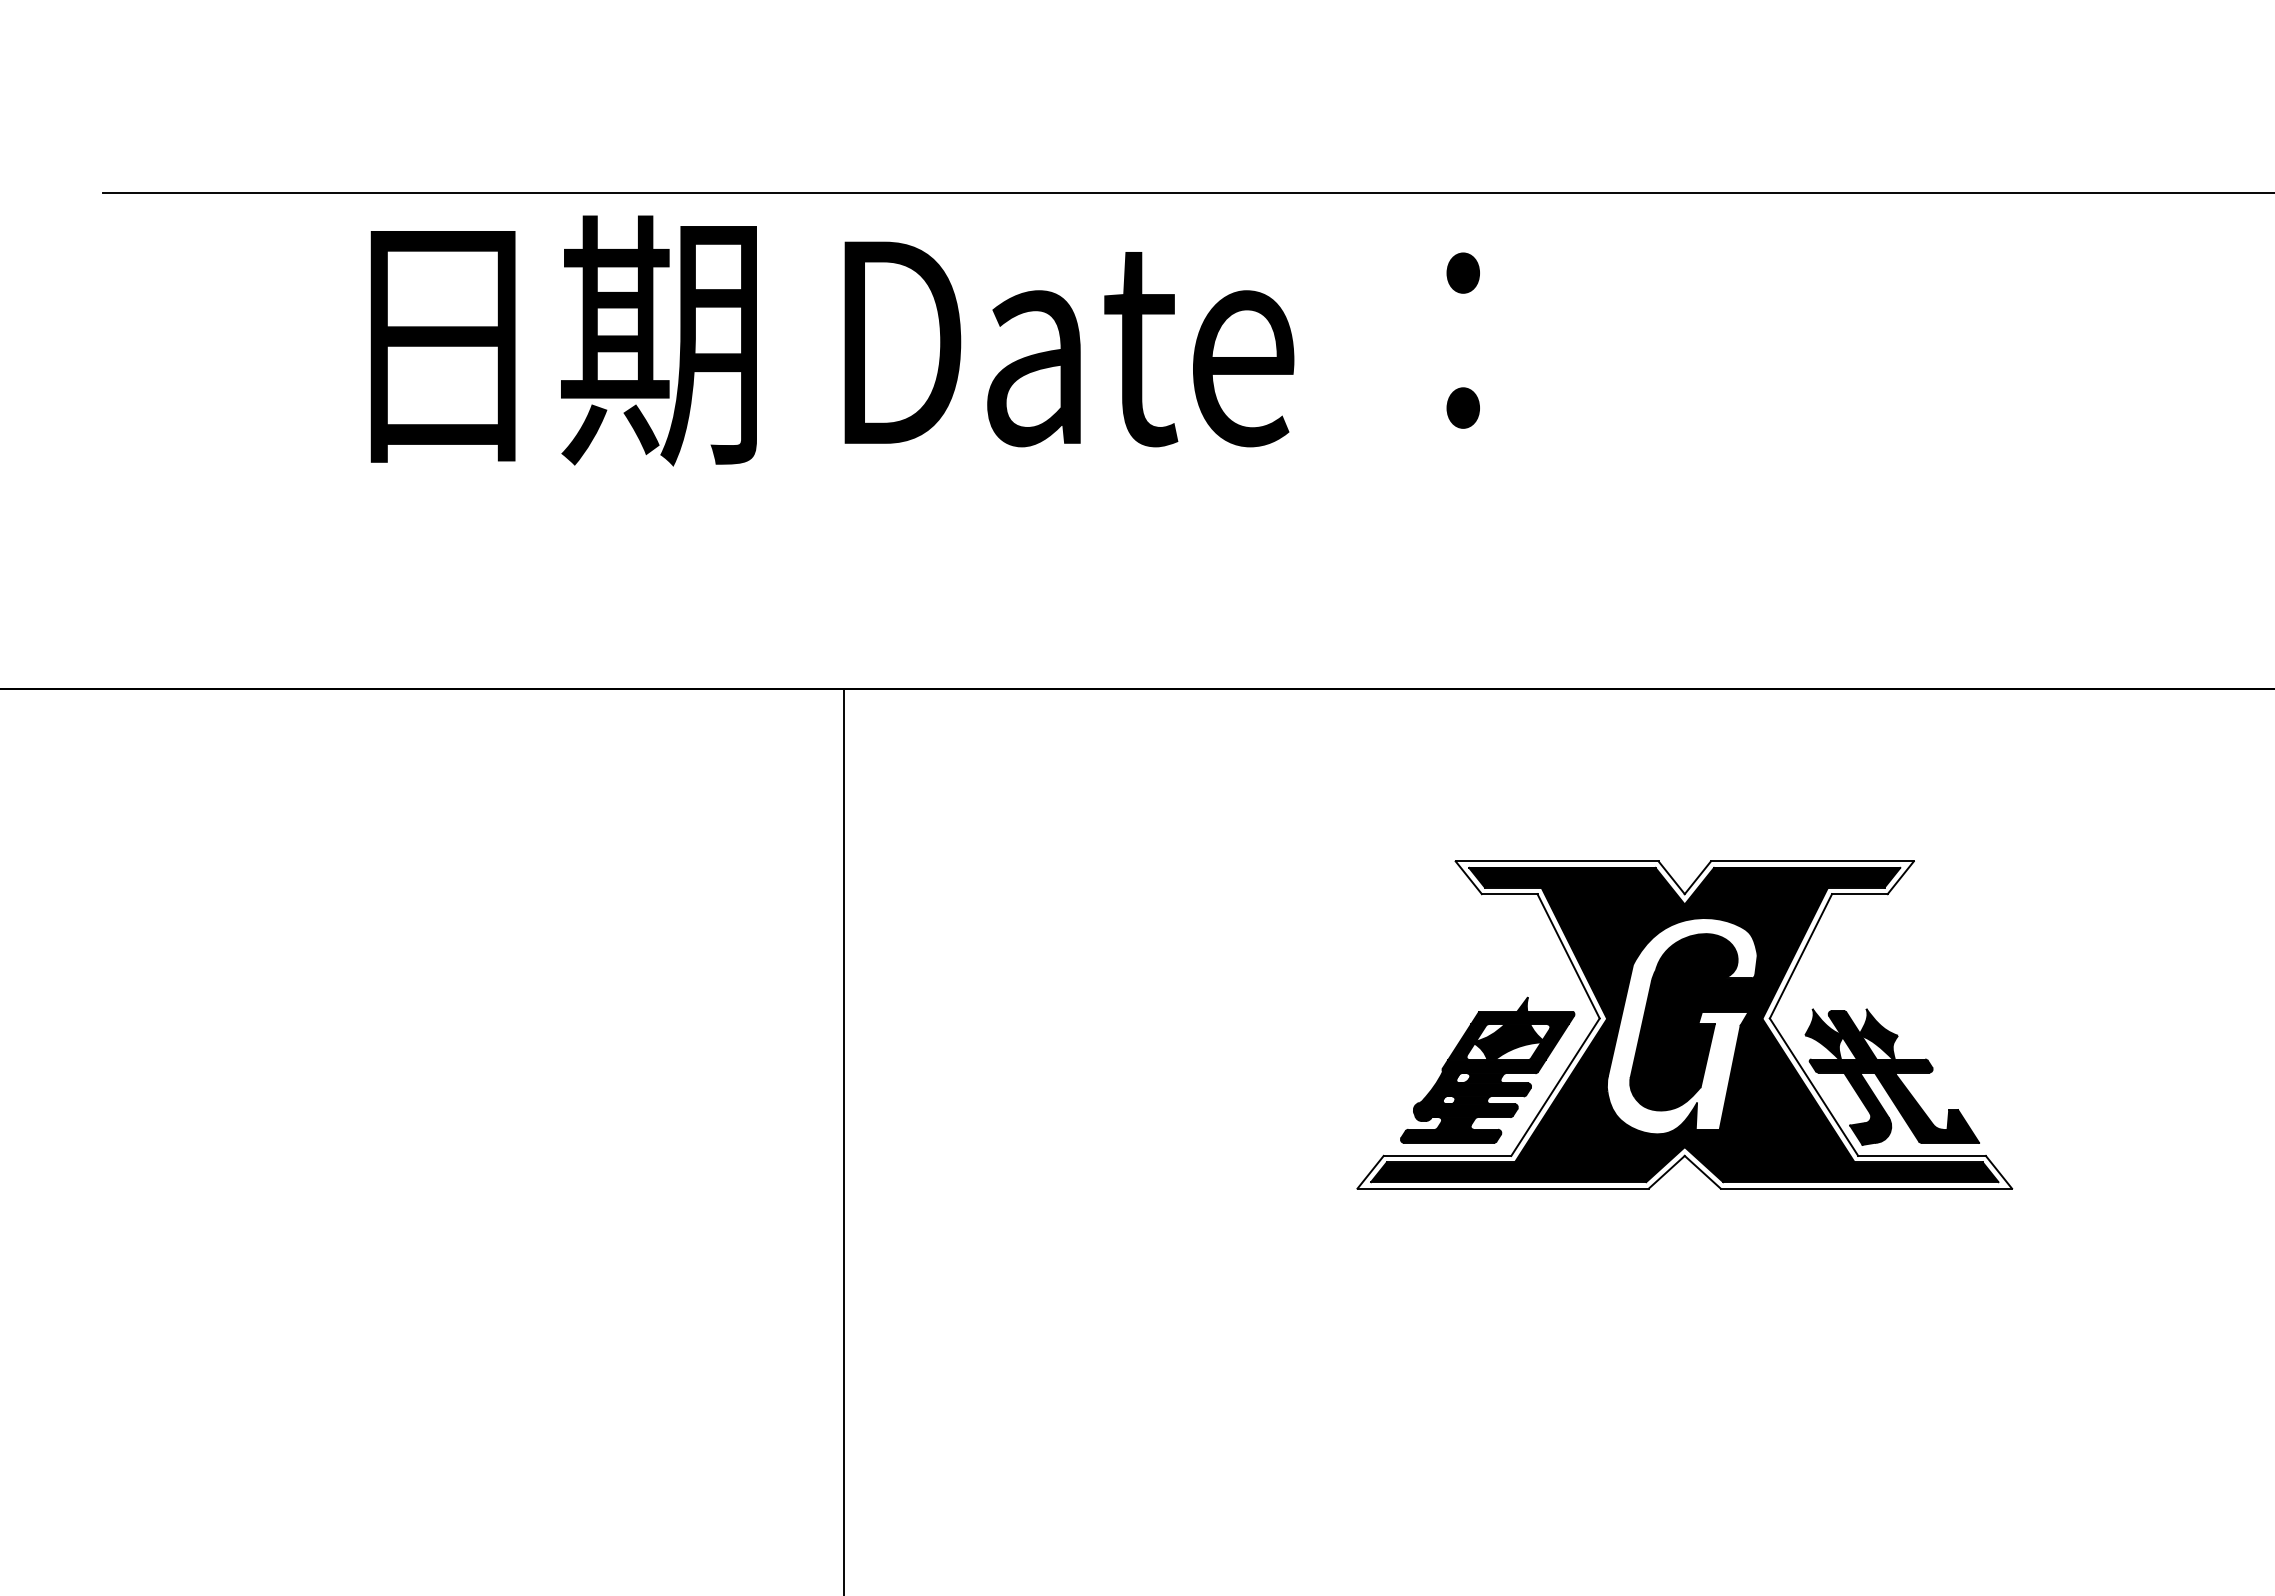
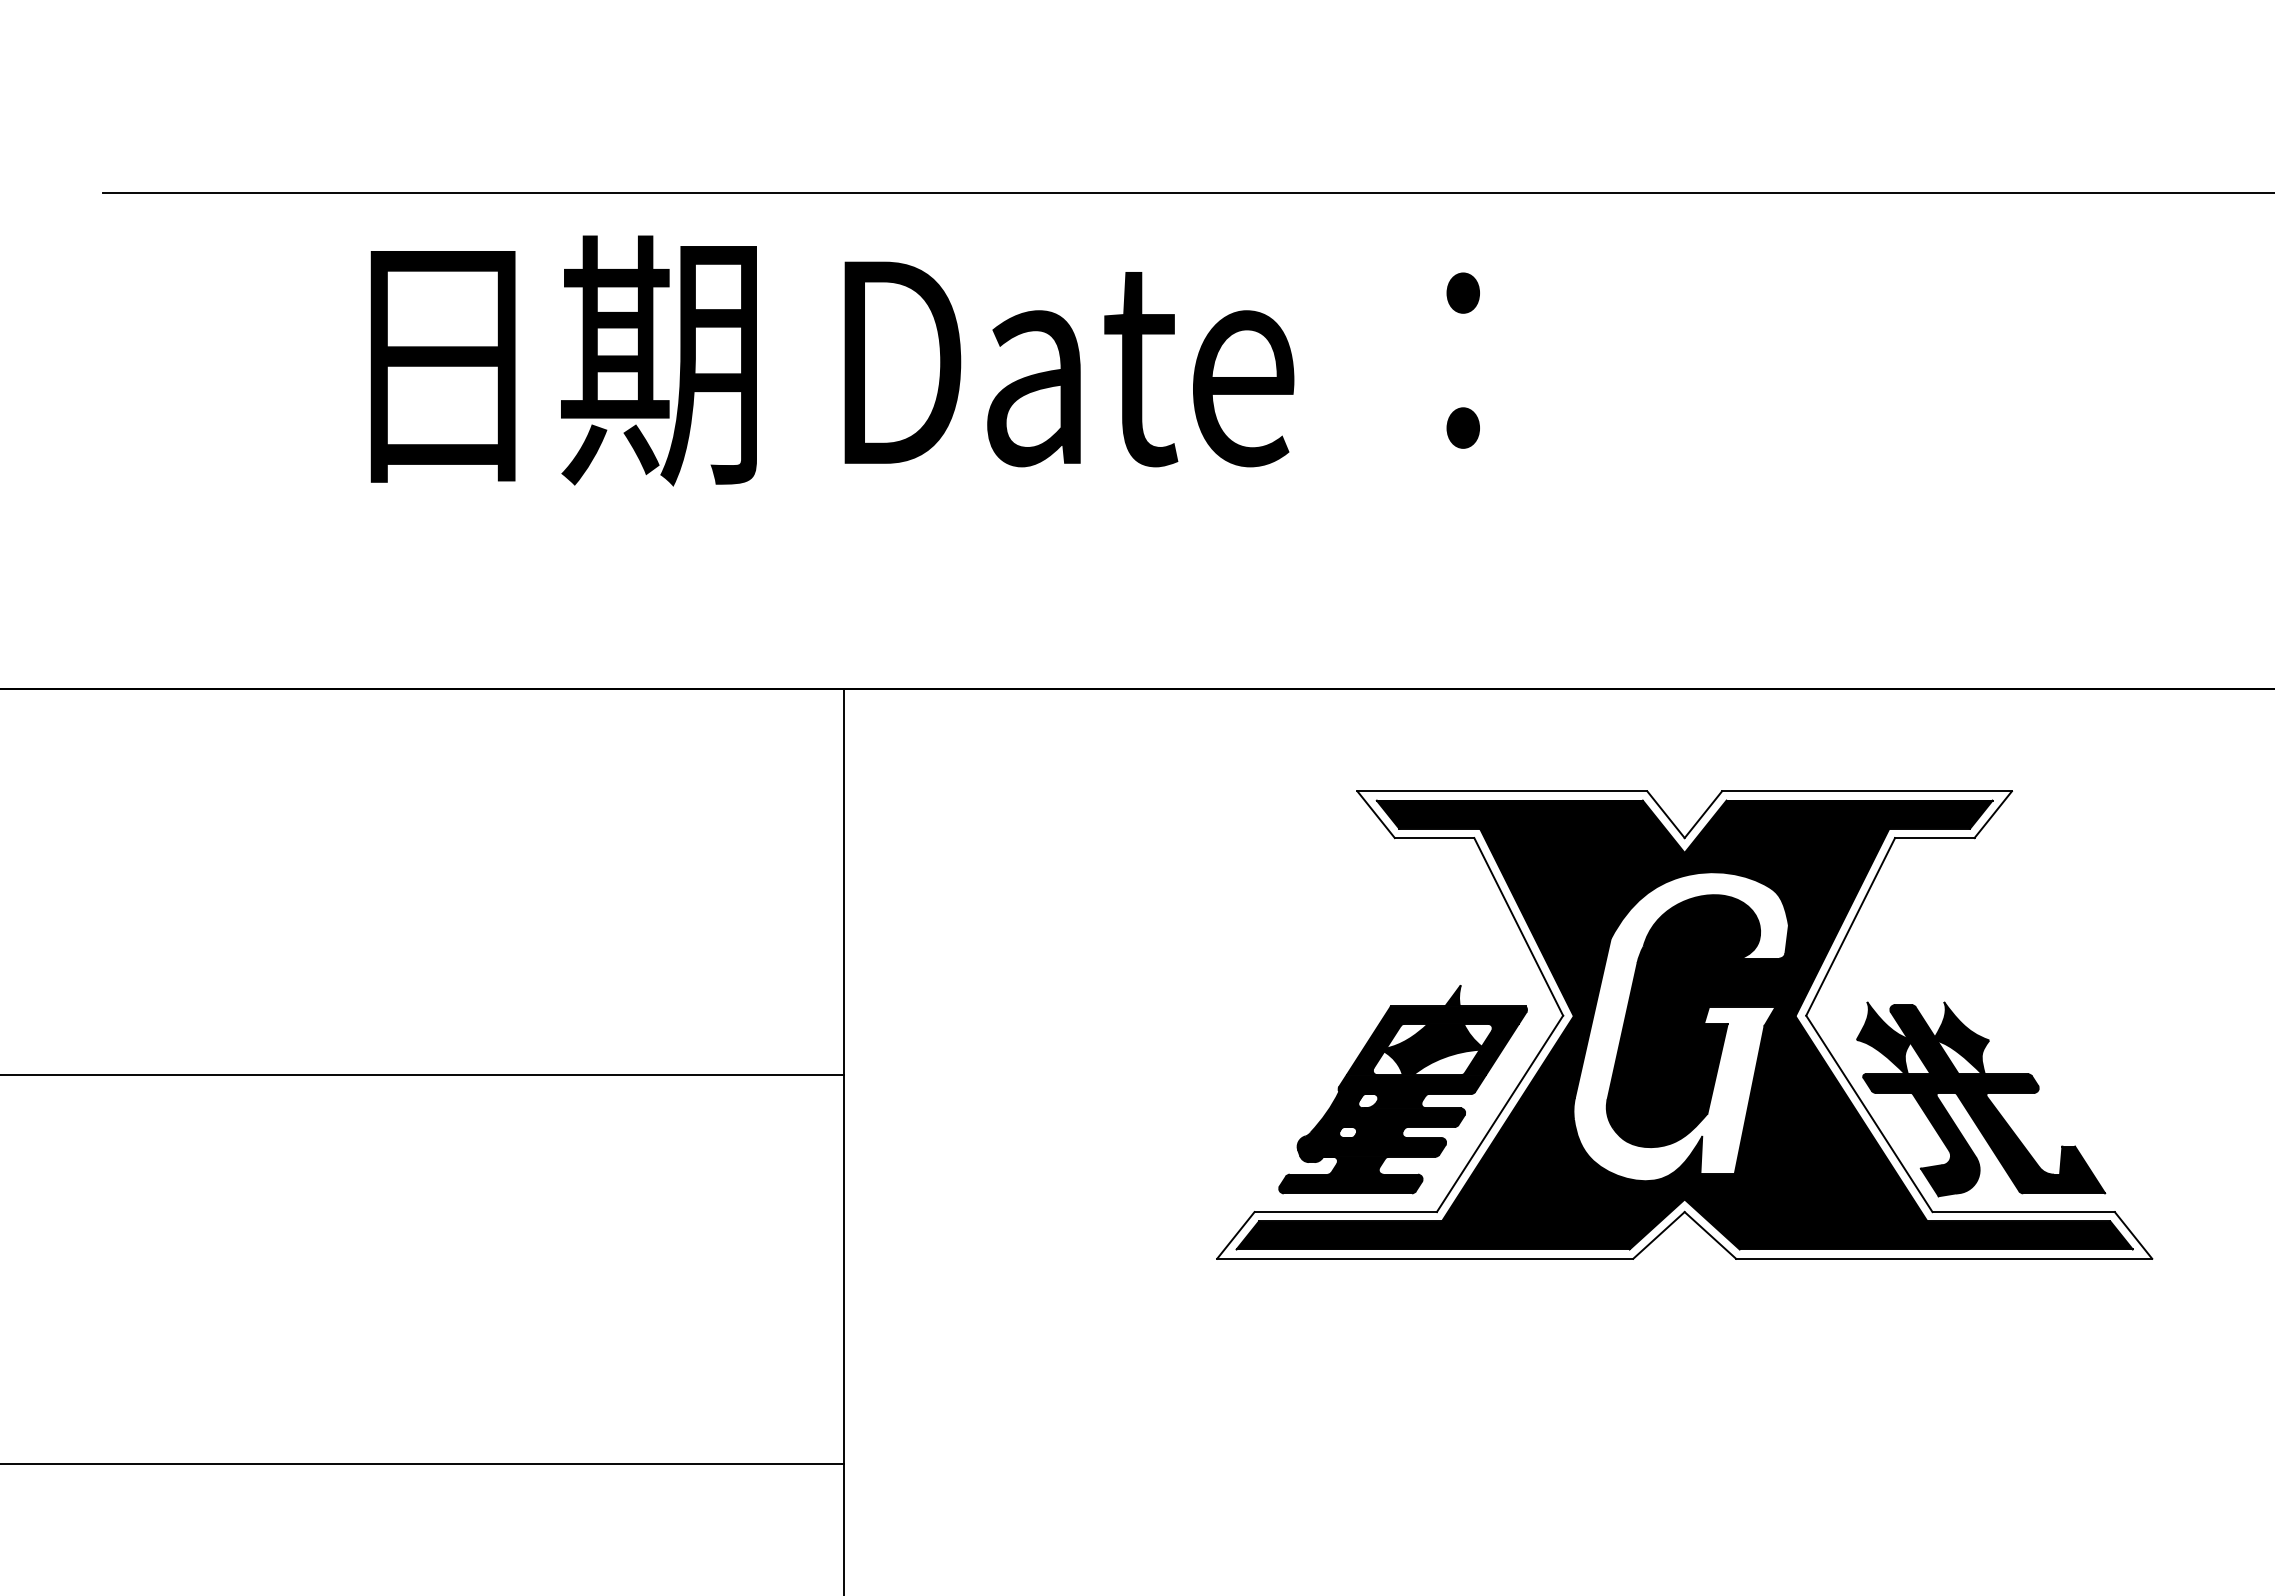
text position: (924, 340) -> (924, 360) (924, 360)
part size: 658x330 px -> 938x470 px (1684, 1024)
line: none -> present (422, 1074)
line: none -> present (422, 1463)
